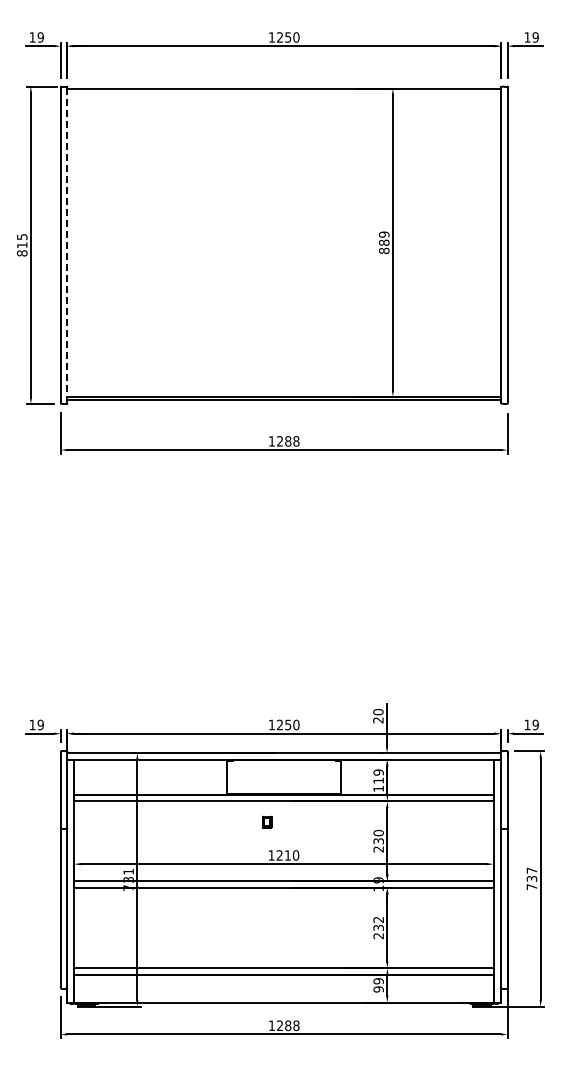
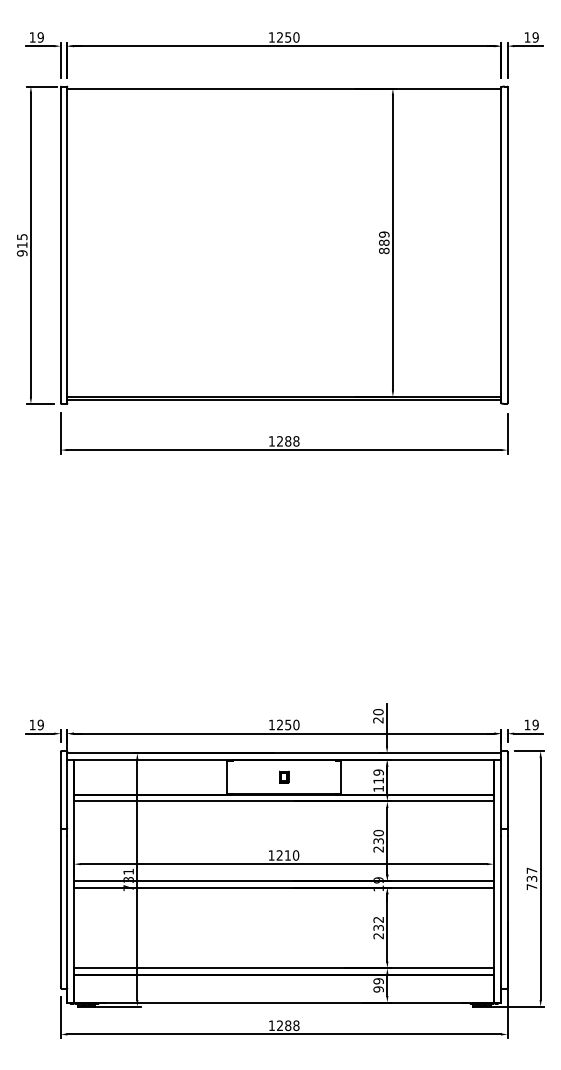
line: dashed -> solid (67, 245)
text: 815 -> 915 (22, 253)
part position: (267, 821) -> (284, 776) (284, 776)
